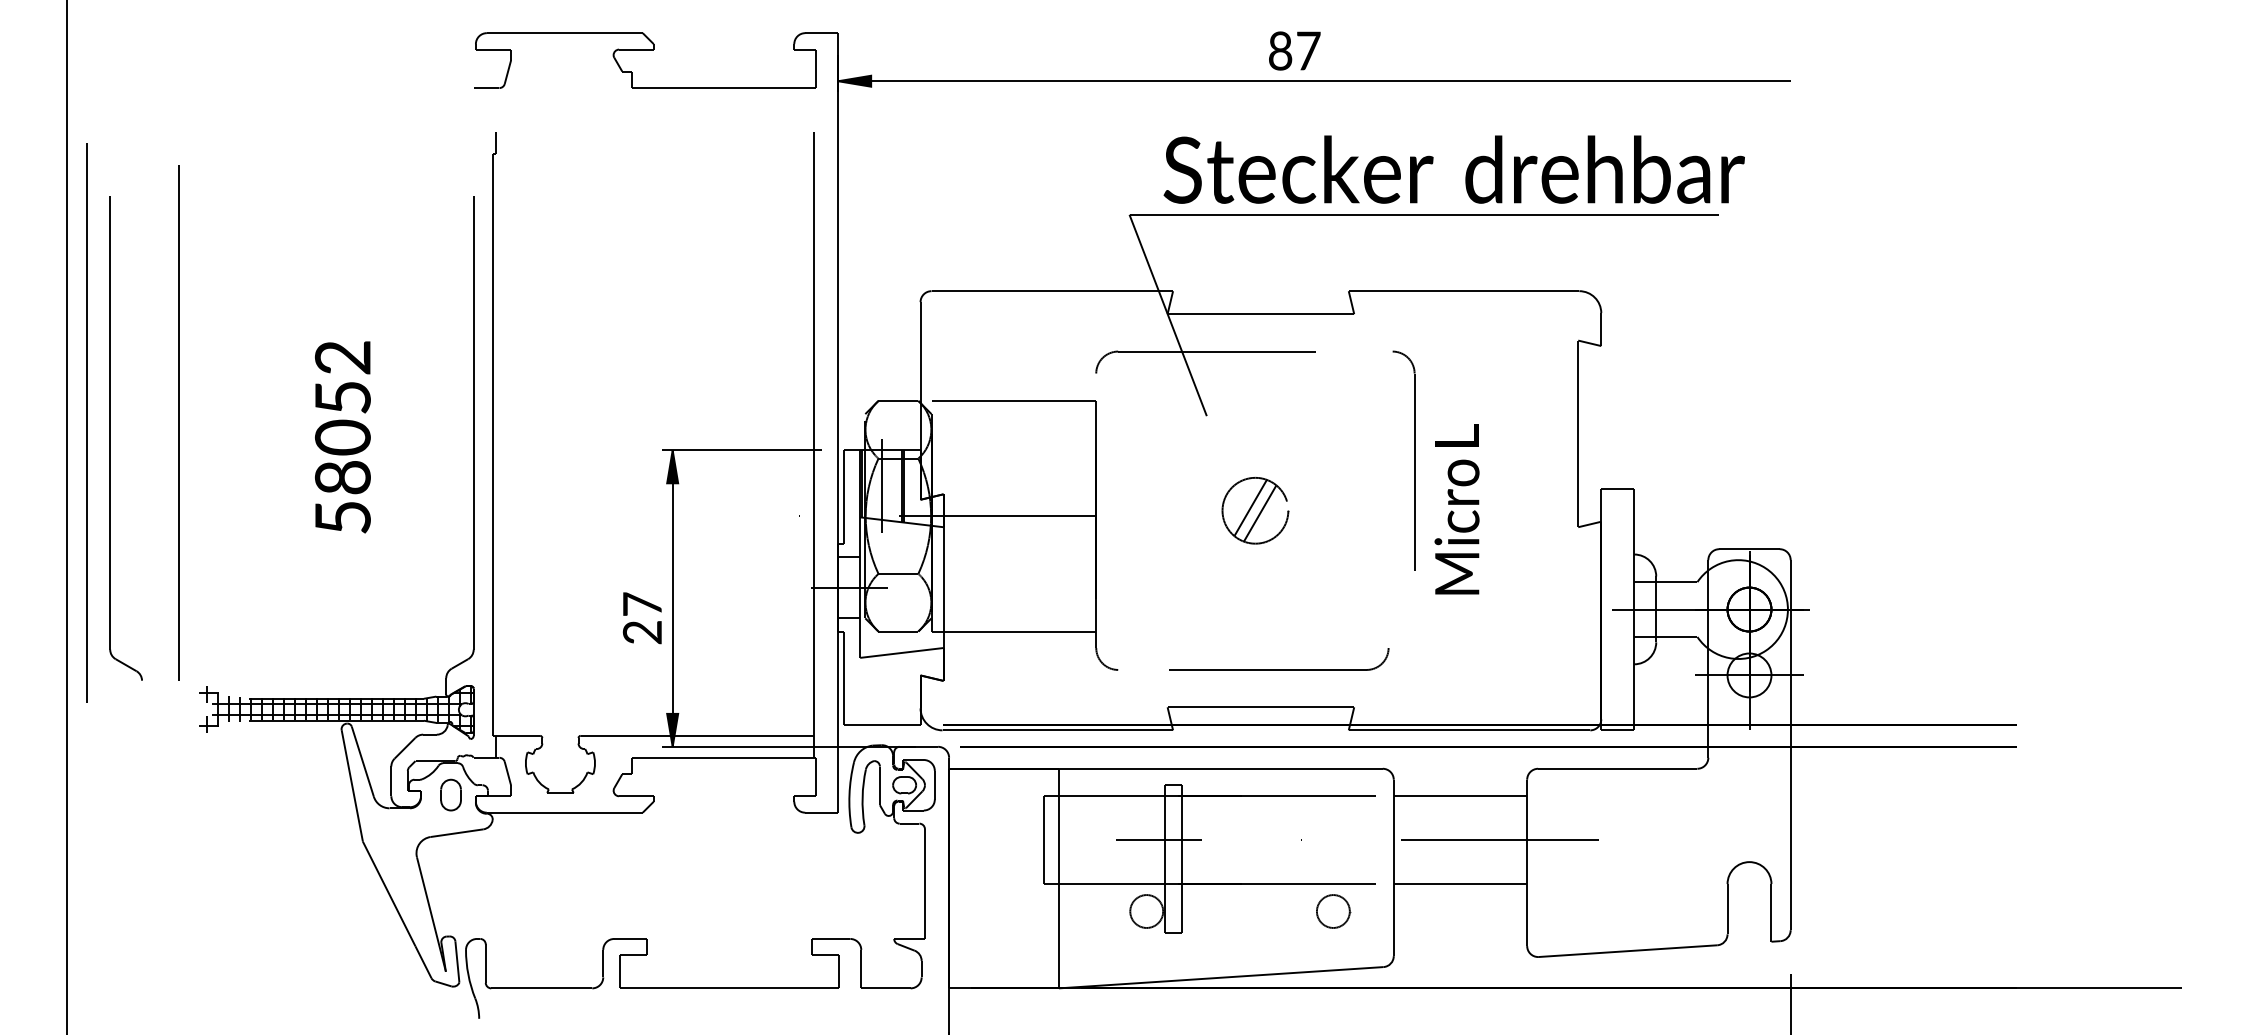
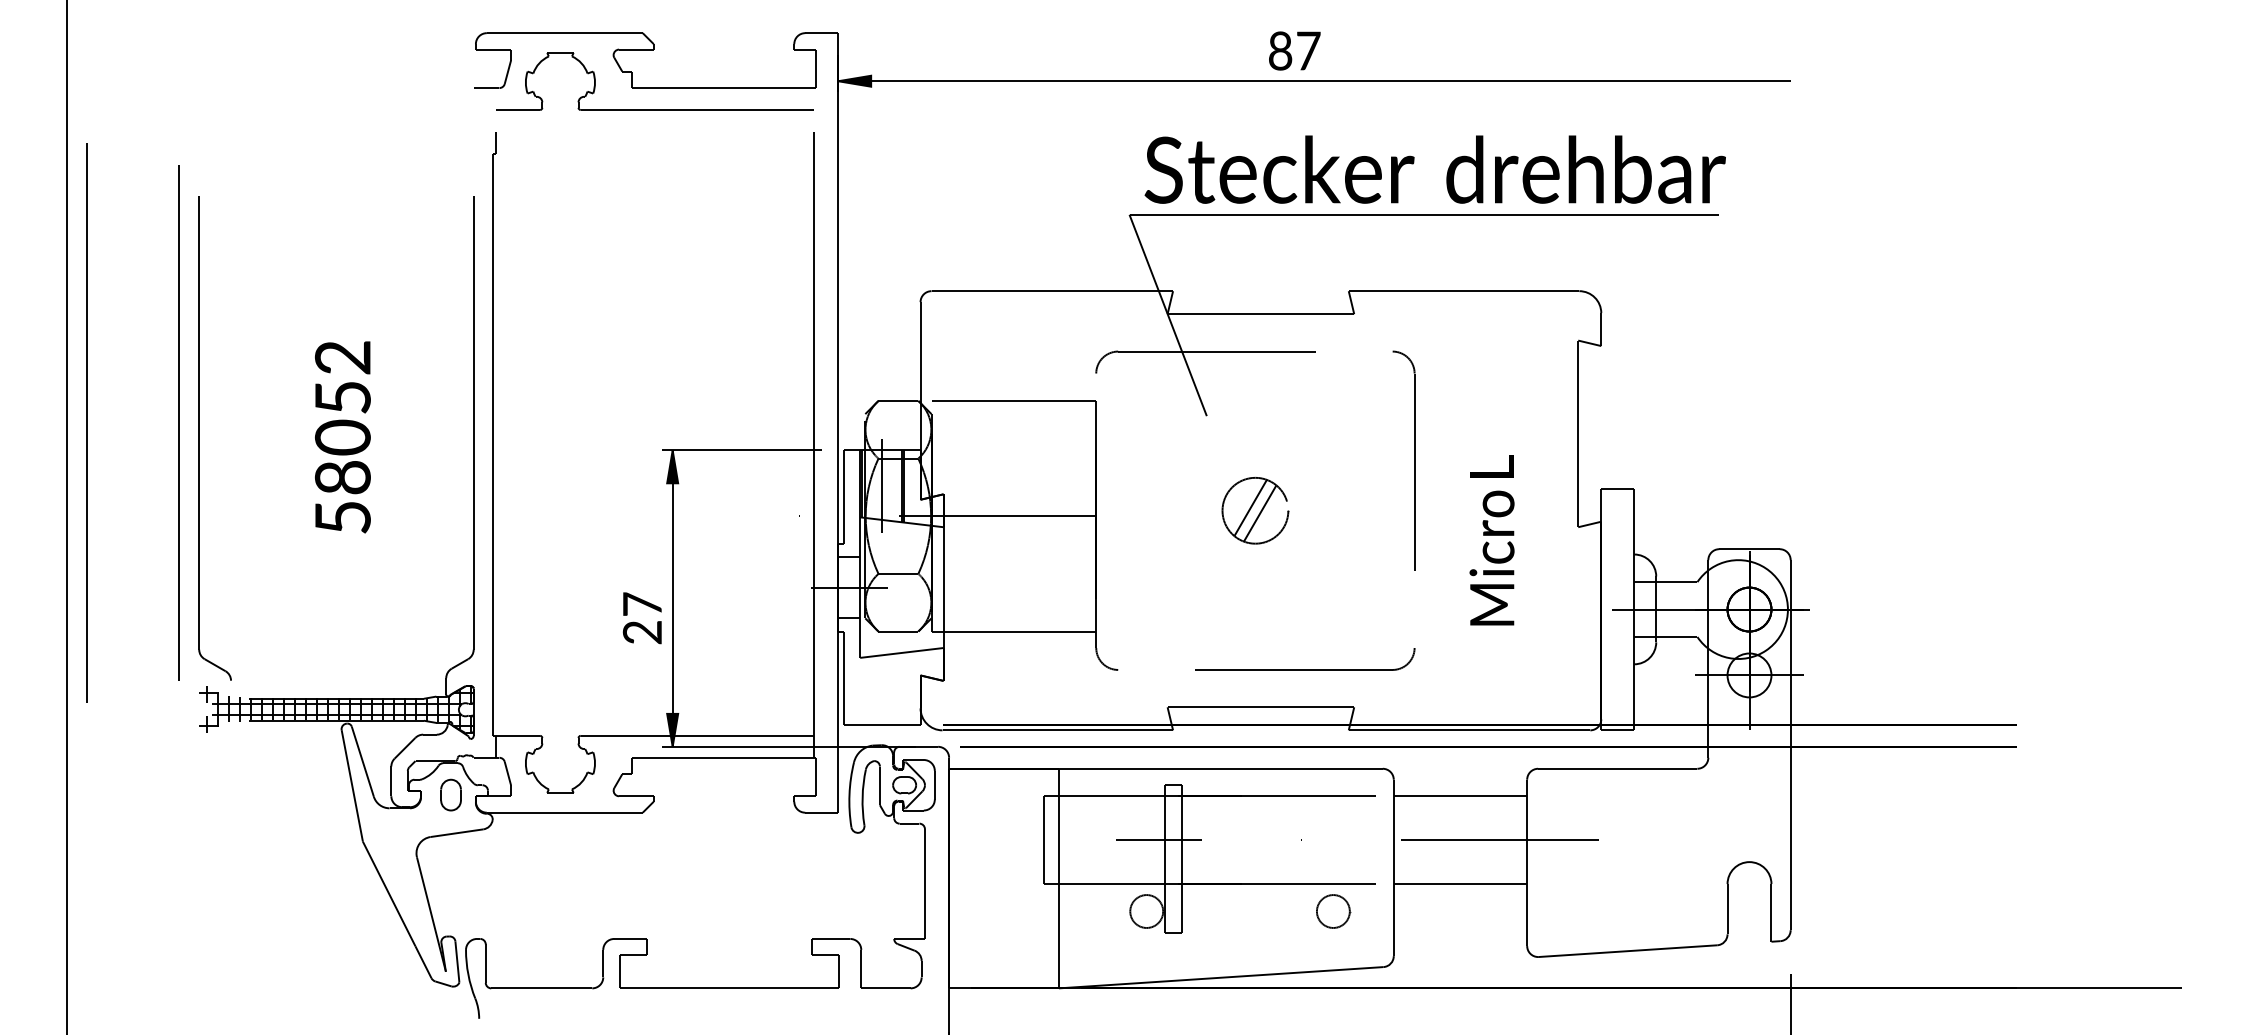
part: none -> present (654, 109)
text position: (1453, 169) -> (1434, 169) (1434, 169)
part position: (110, 438) -> (199, 438) (199, 438)
text position: (1456, 509) -> (1491, 540) (1491, 540)
part position: (1279, 669) -> (1305, 669) (1305, 669)
